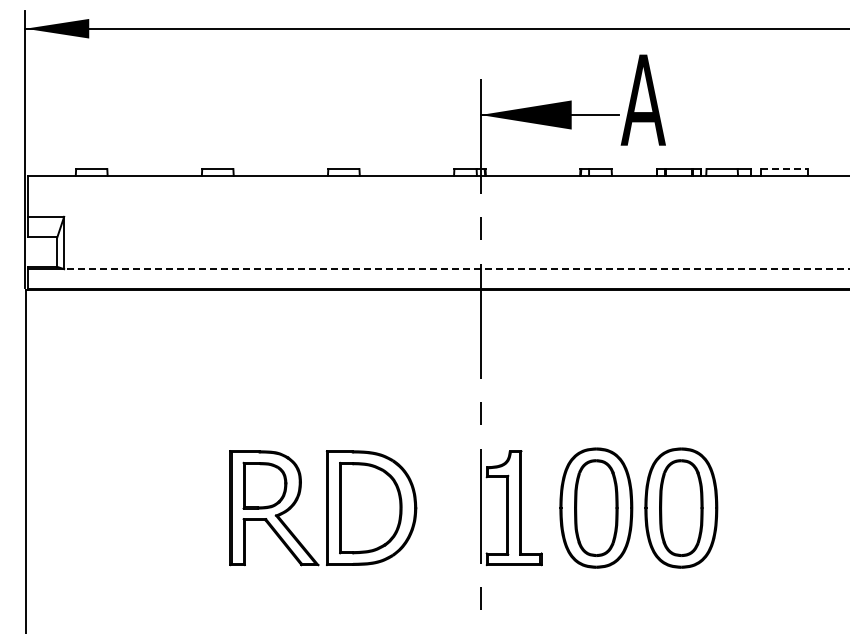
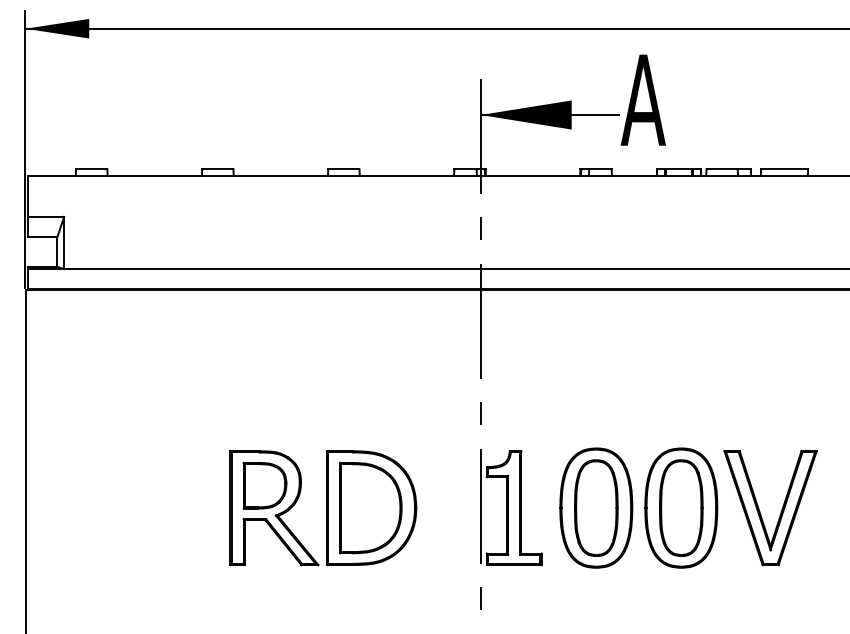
line: dashed -> solid (784, 169)
line: dashed -> solid (457, 269)
part: none -> present (760, 511)
